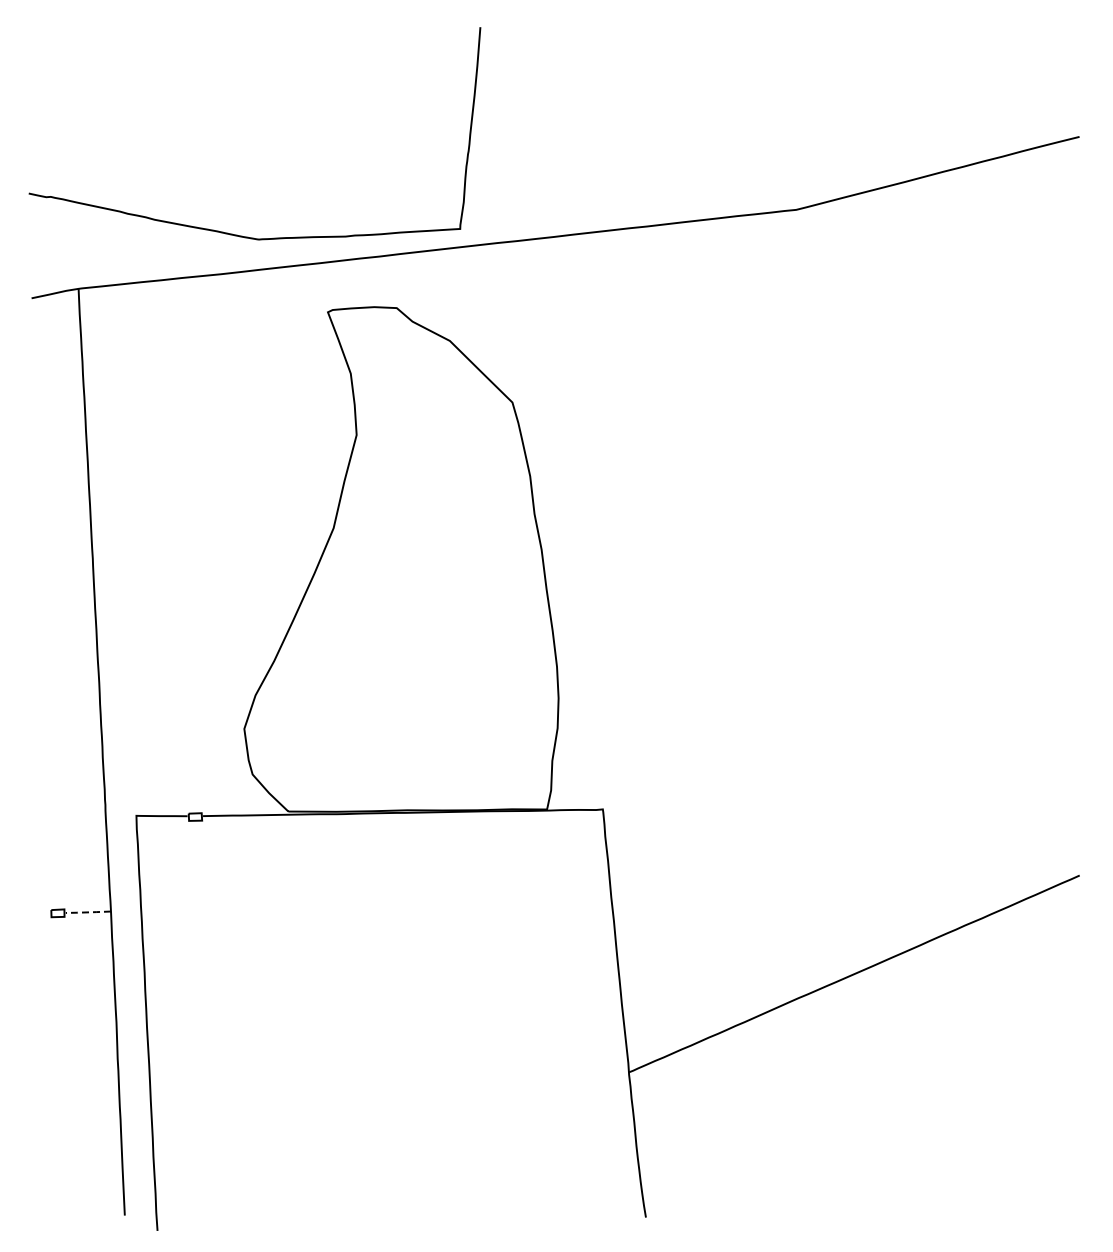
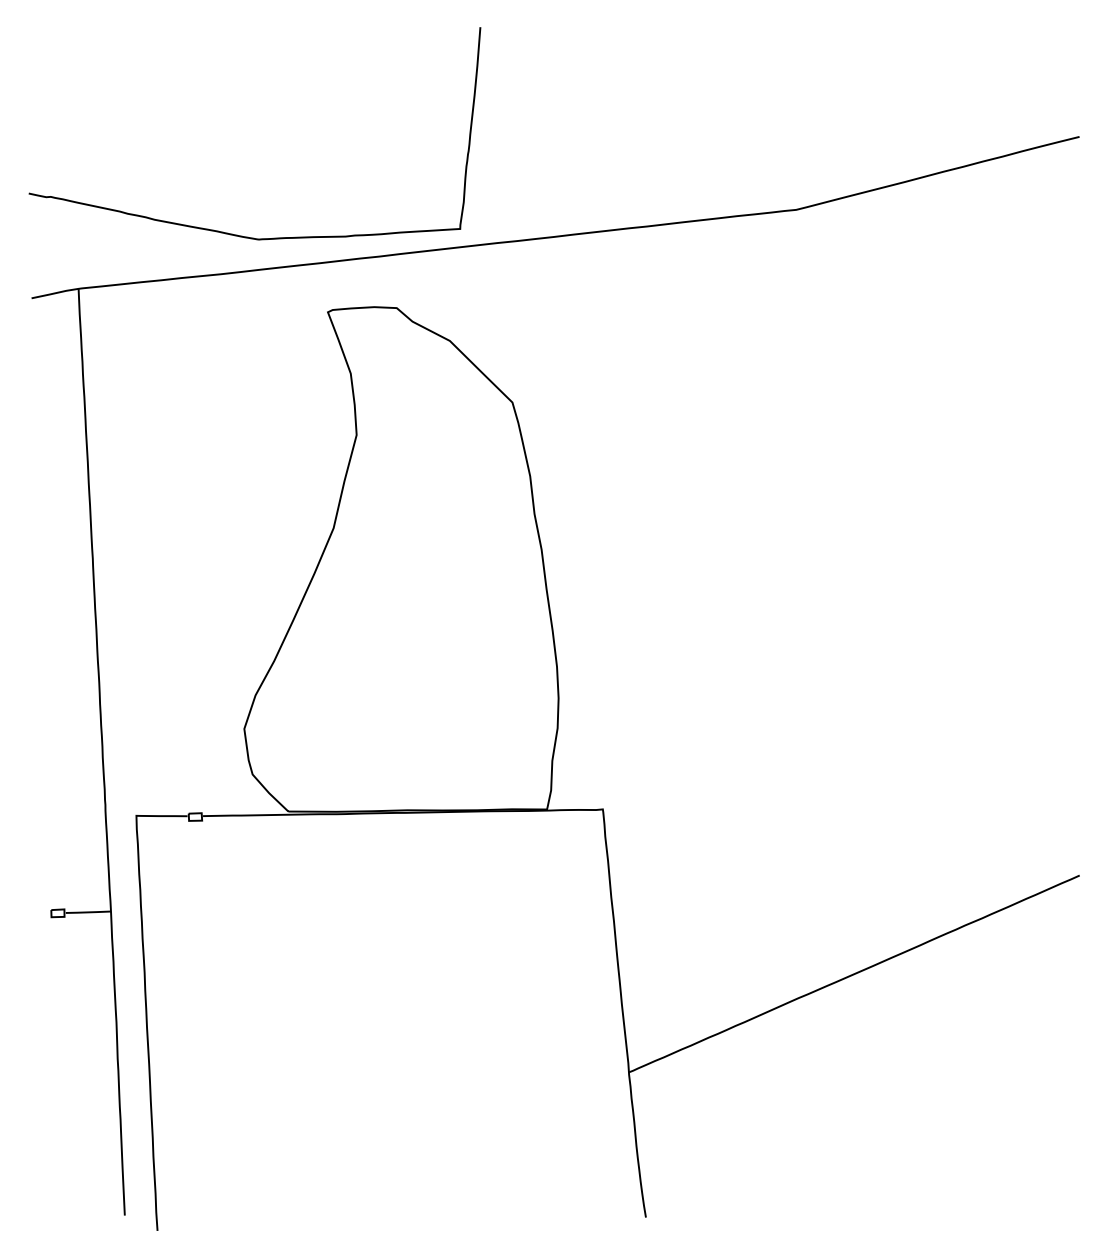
line: dashed -> solid (88, 912)
